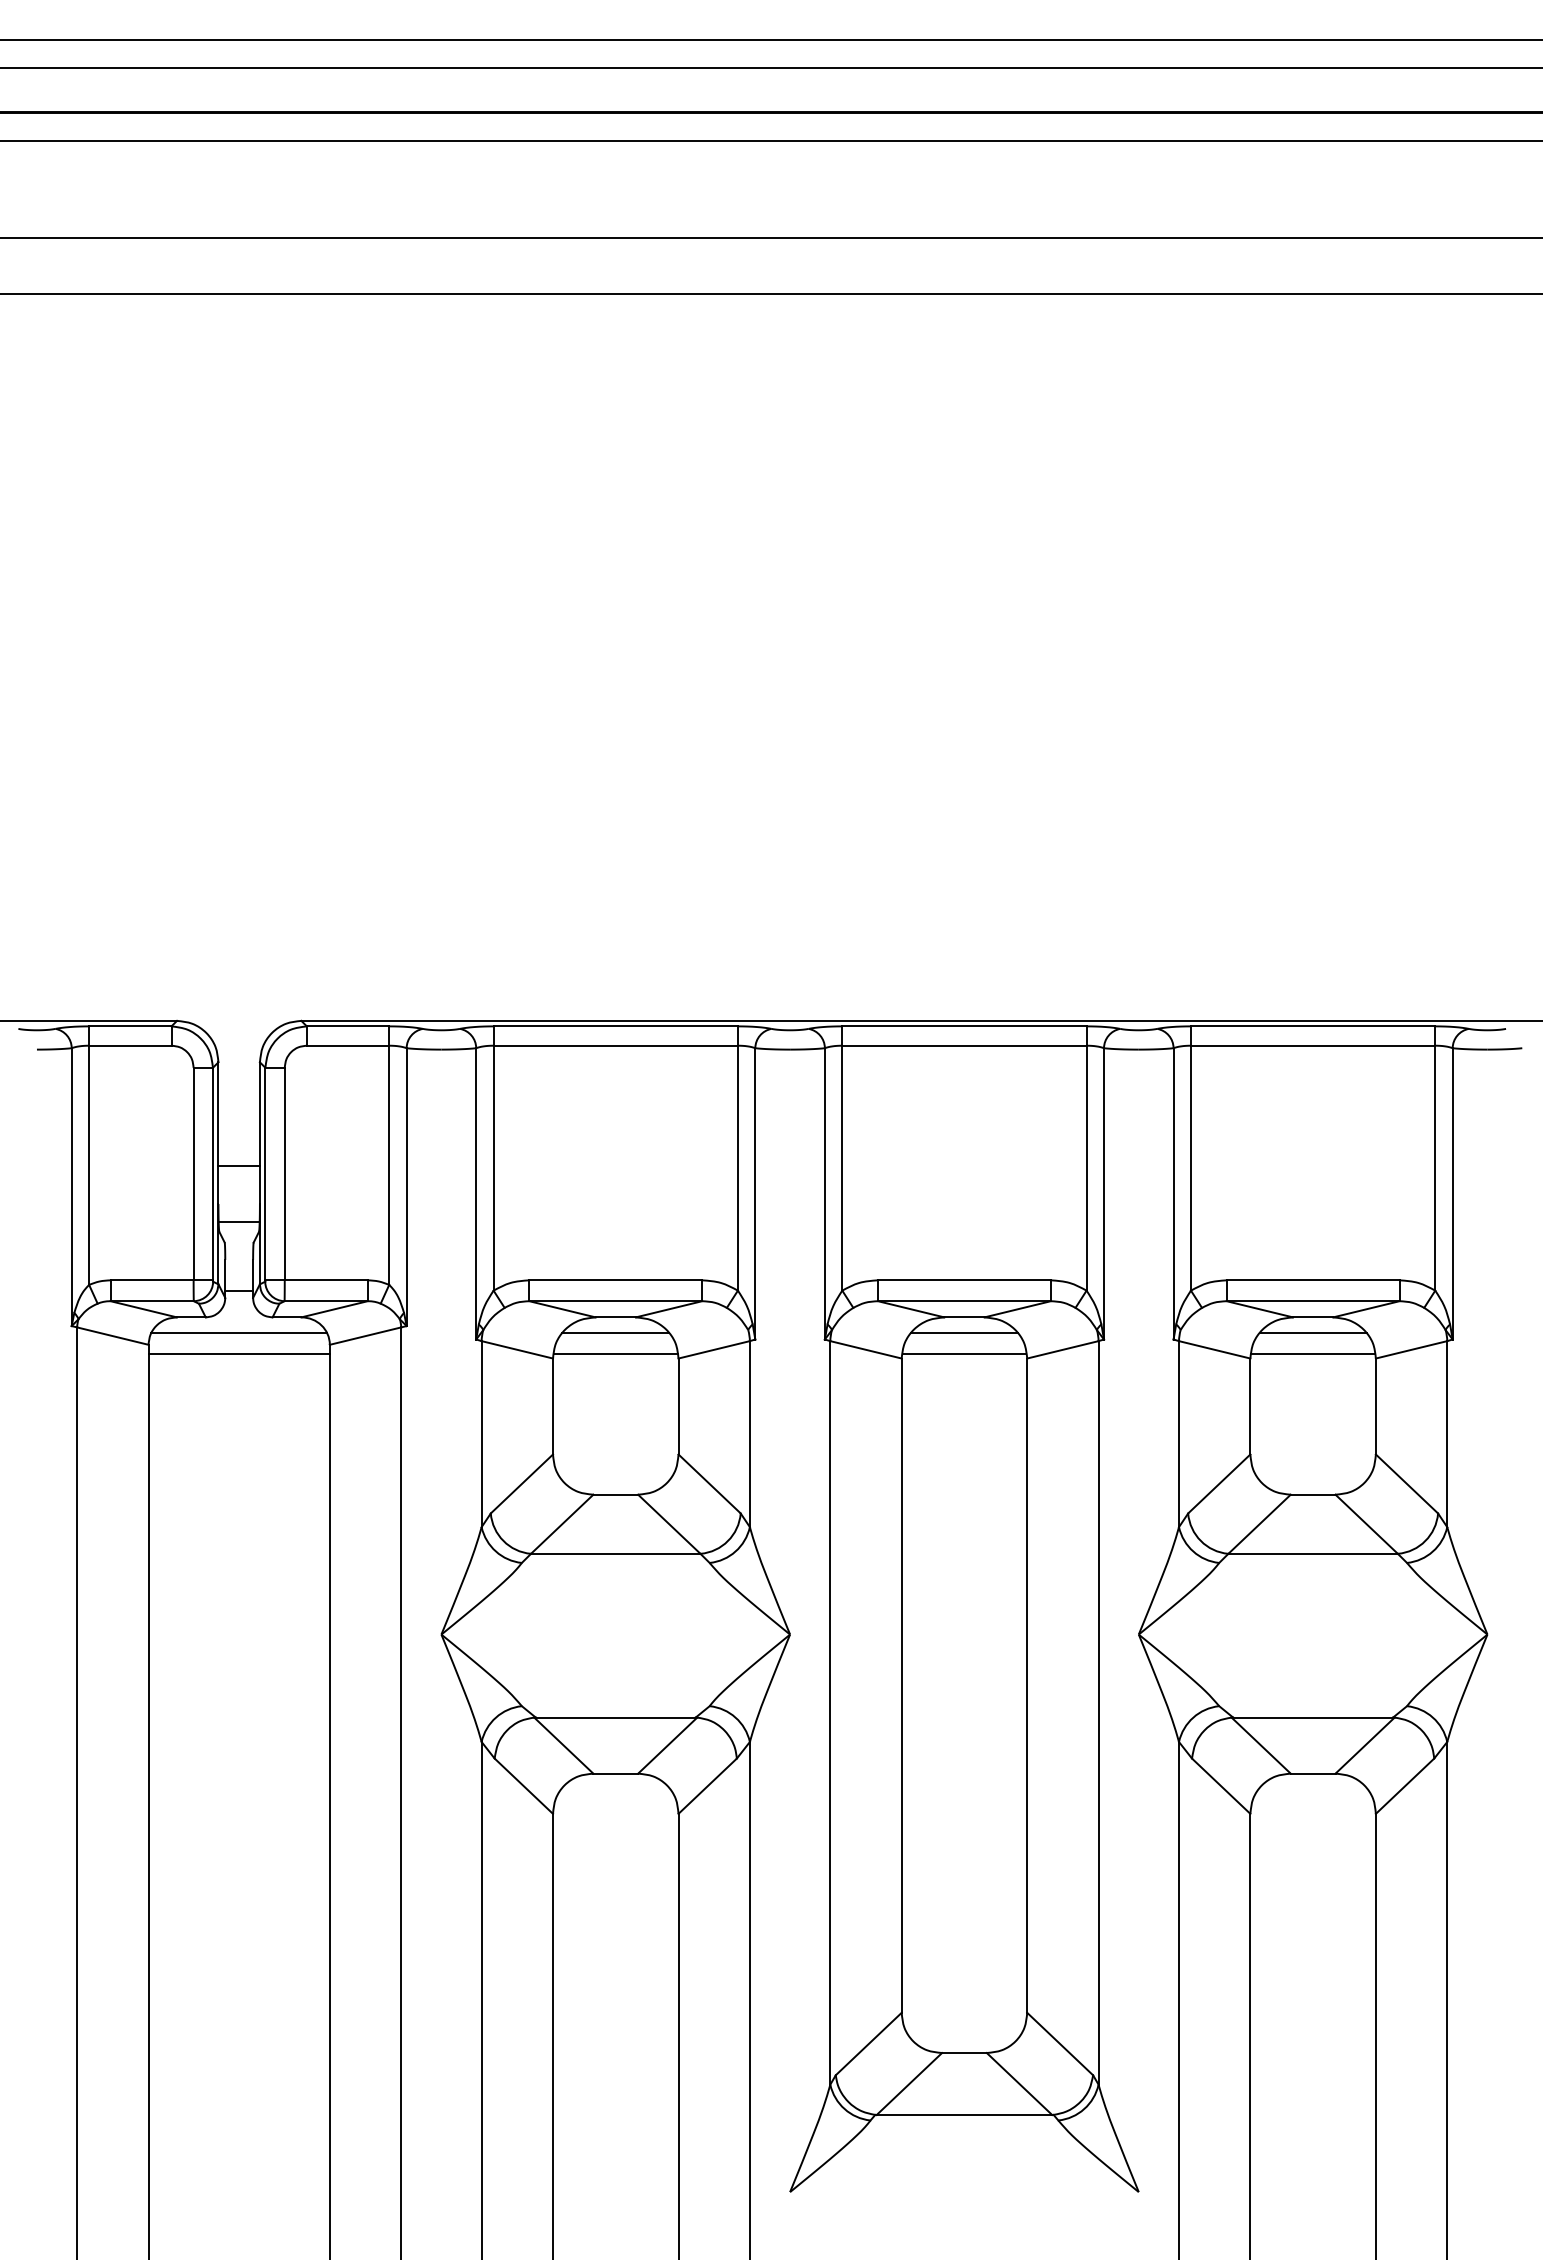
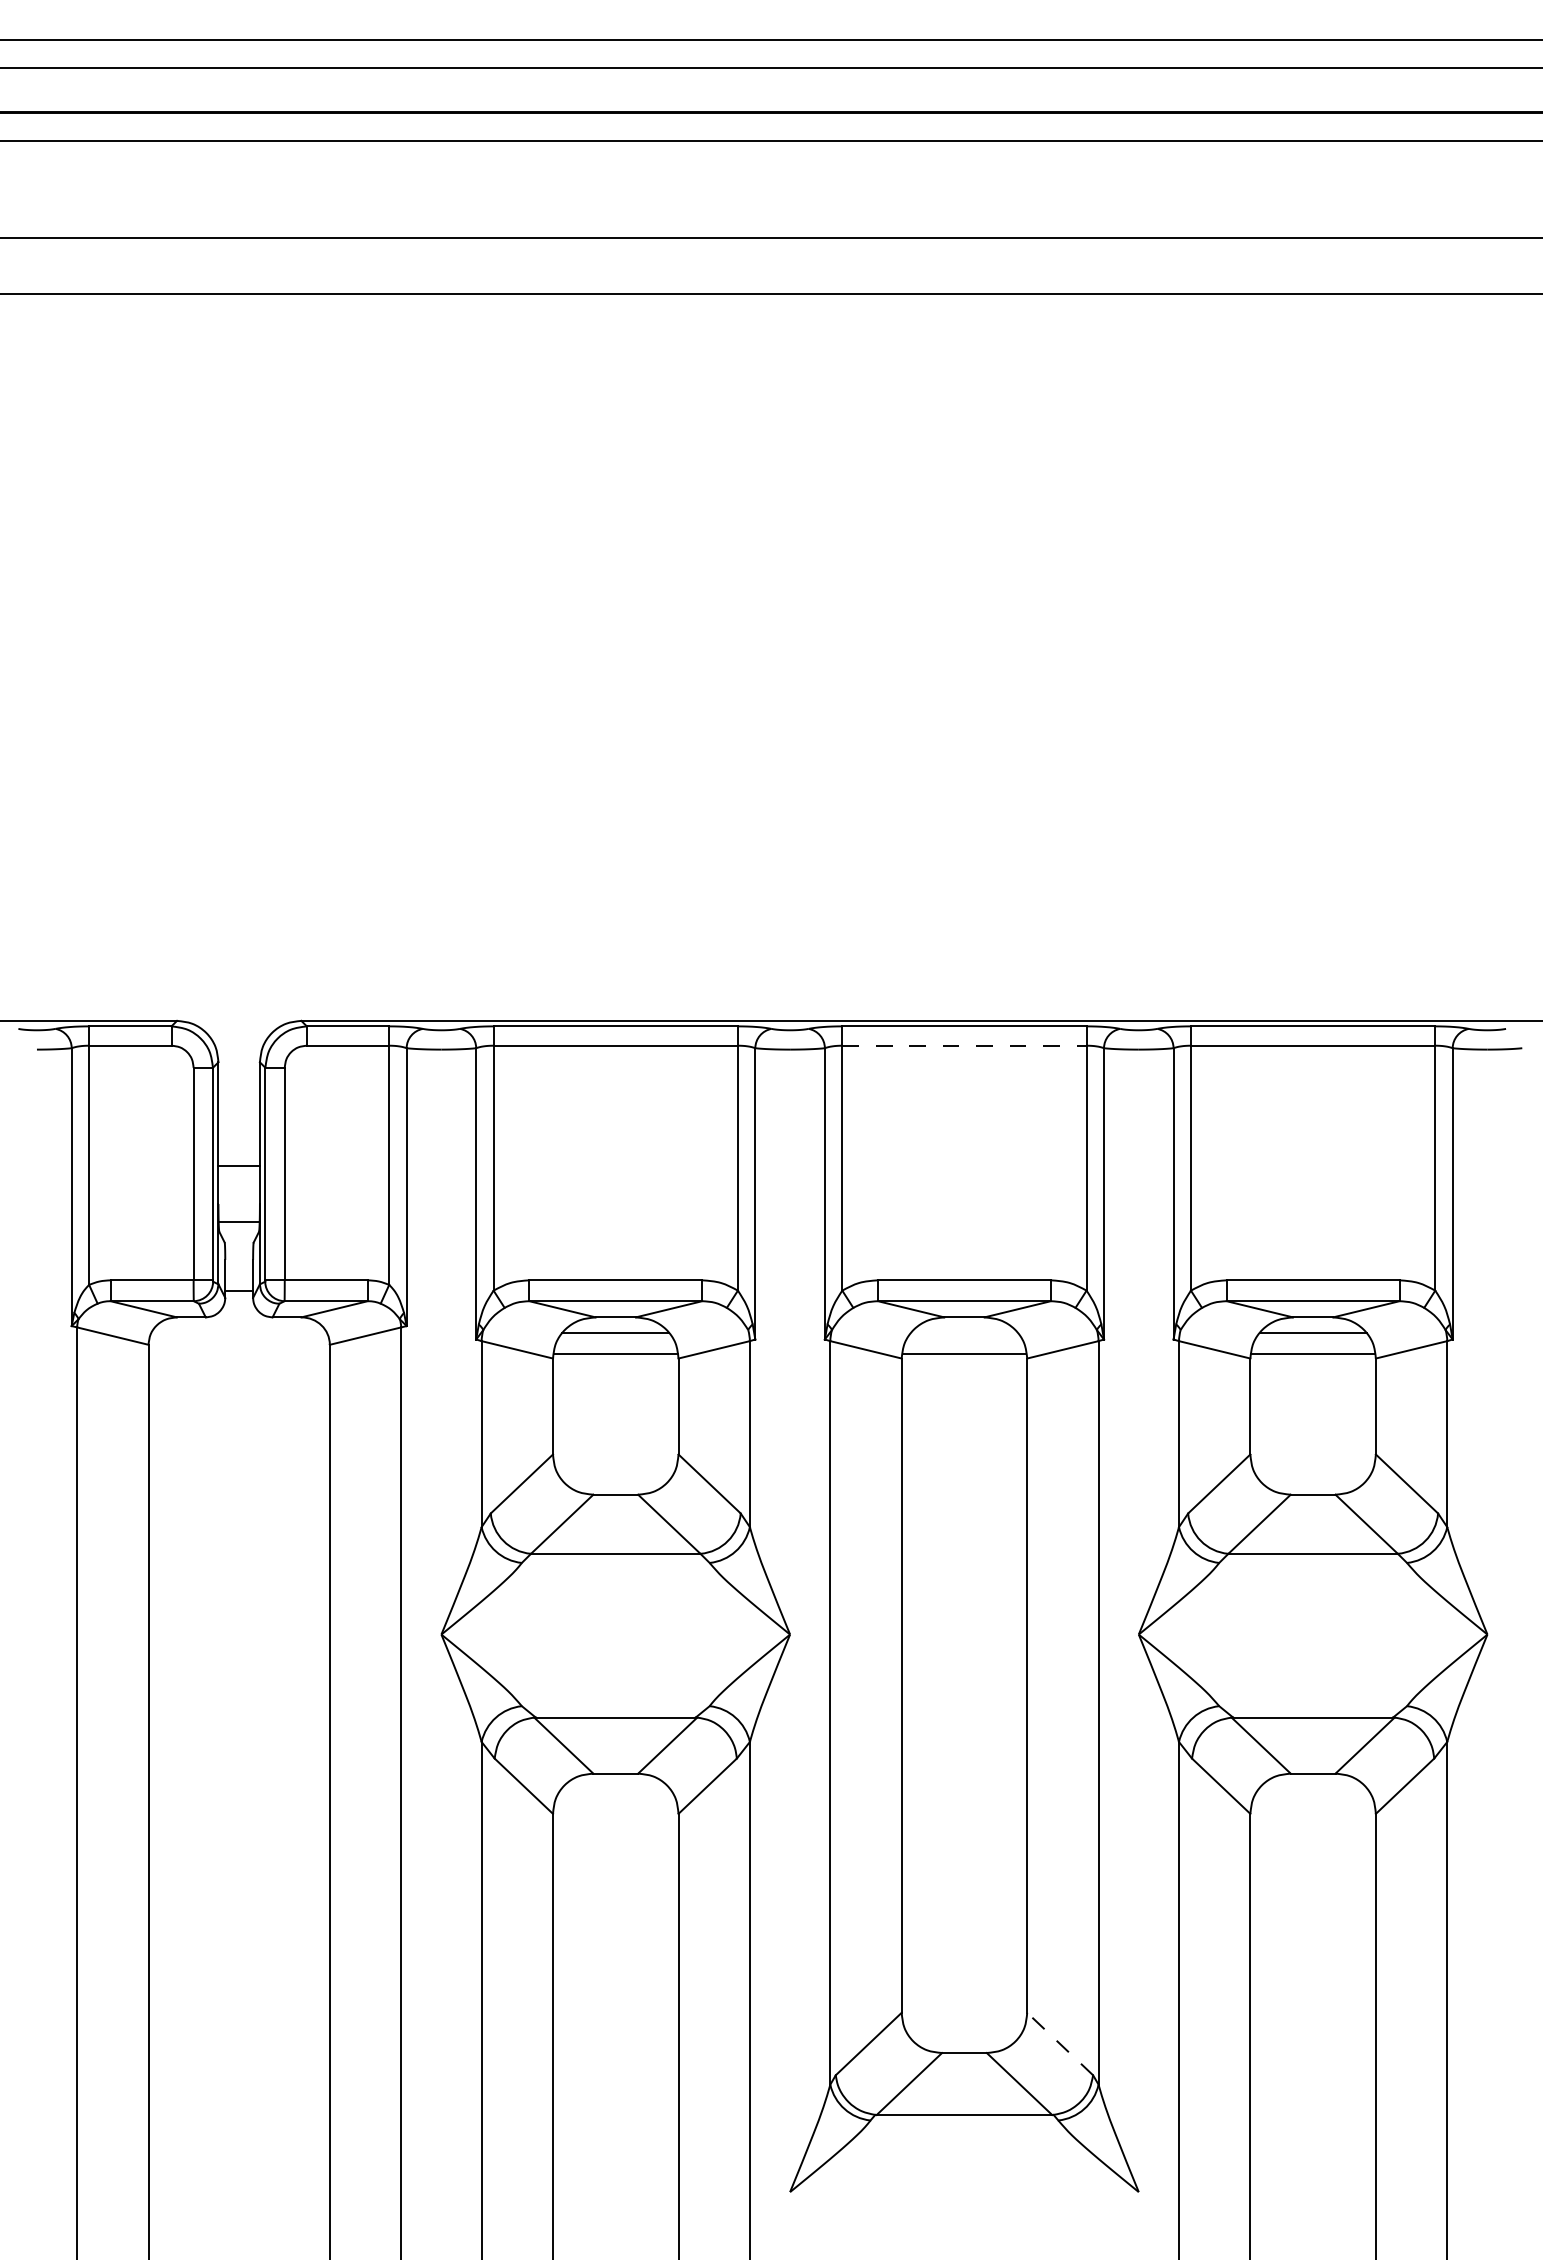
line: solid -> dashed (964, 1045)
line: present -> none (239, 1333)
line: present -> none (964, 1333)
line: present -> none (238, 1354)
line: solid -> dashed (1059, 2043)
